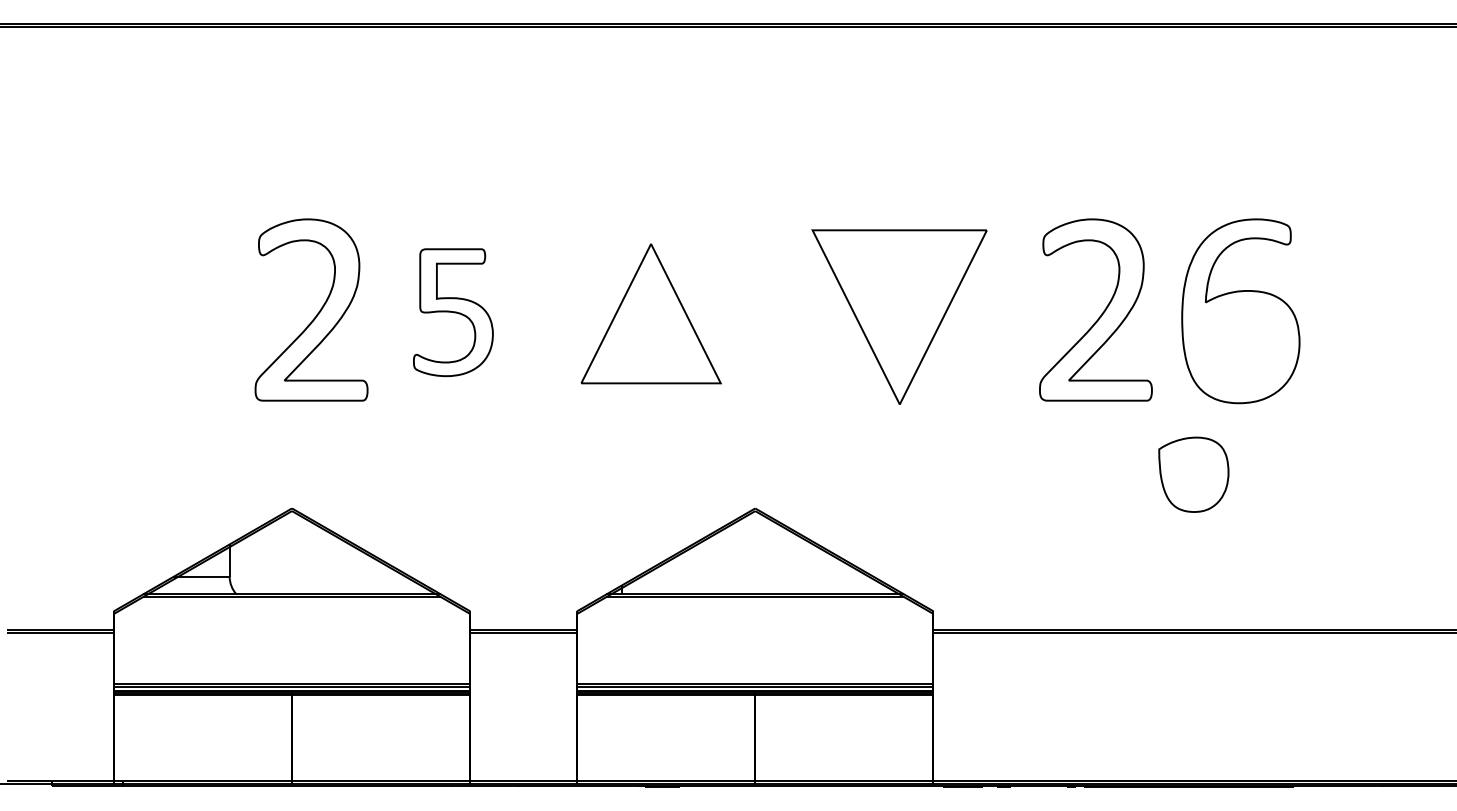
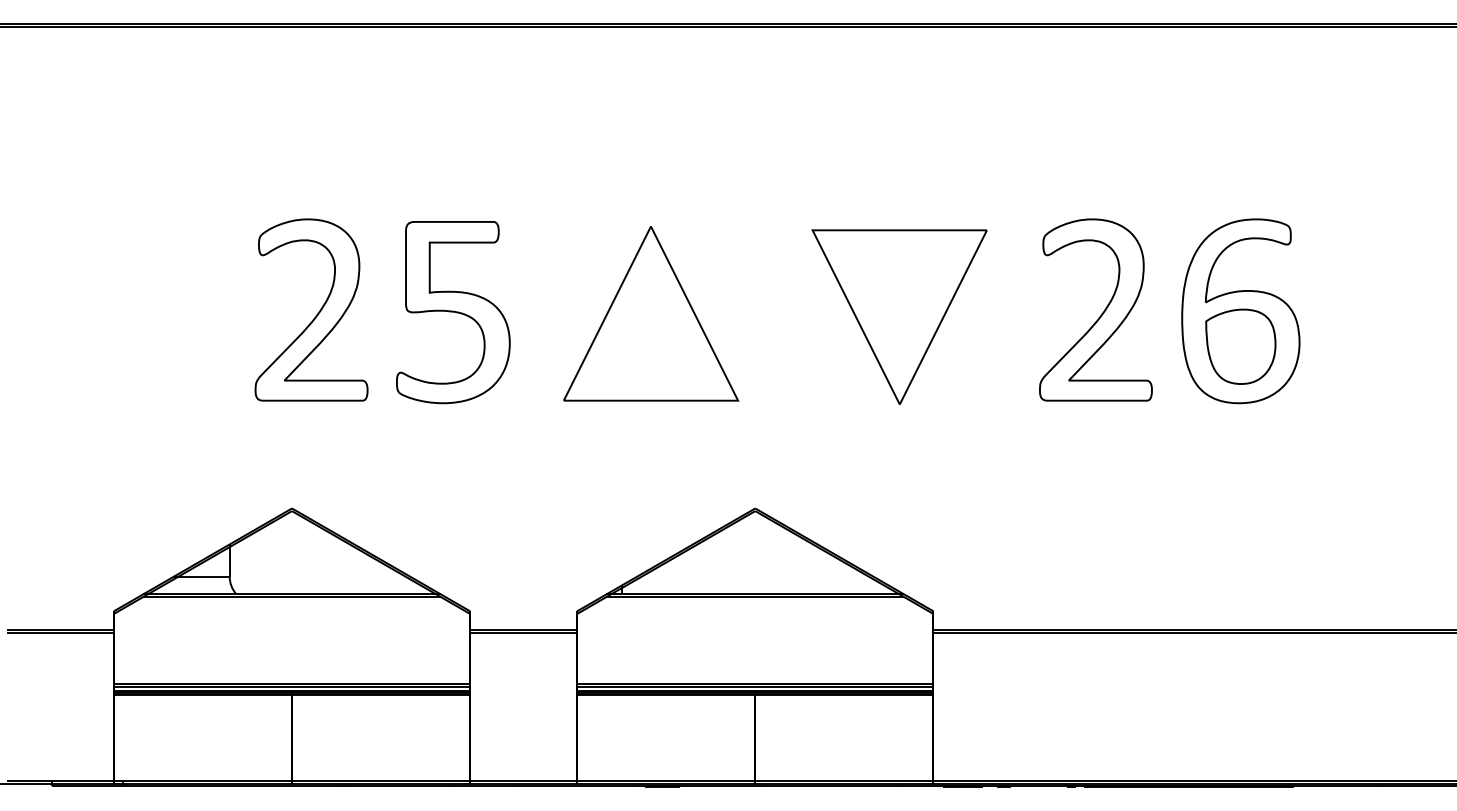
part size: 81x130 px -> 115x184 px (453, 312)
part size: 142x142 px -> 177x176 px (651, 313)
part position: (1193, 474) -> (1240, 346) (1240, 346)
